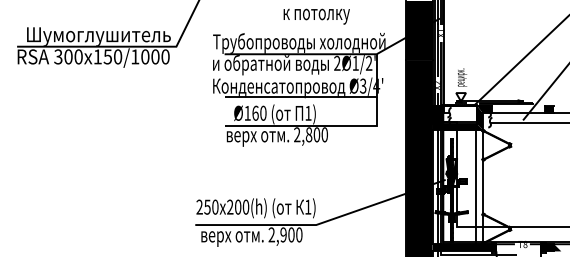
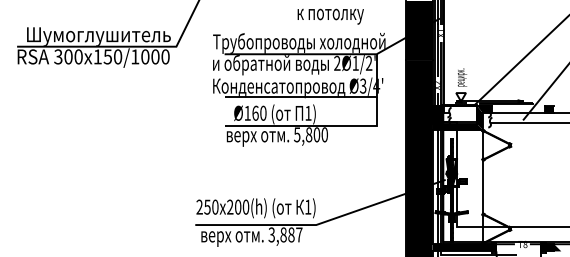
text position: (316, 16) -> (330, 16) (330, 16)
text: 2,800 -> 5,800 (297, 134)
line: present -> none (475, 186)
text: 2,900 -> 3,887 (285, 234)
